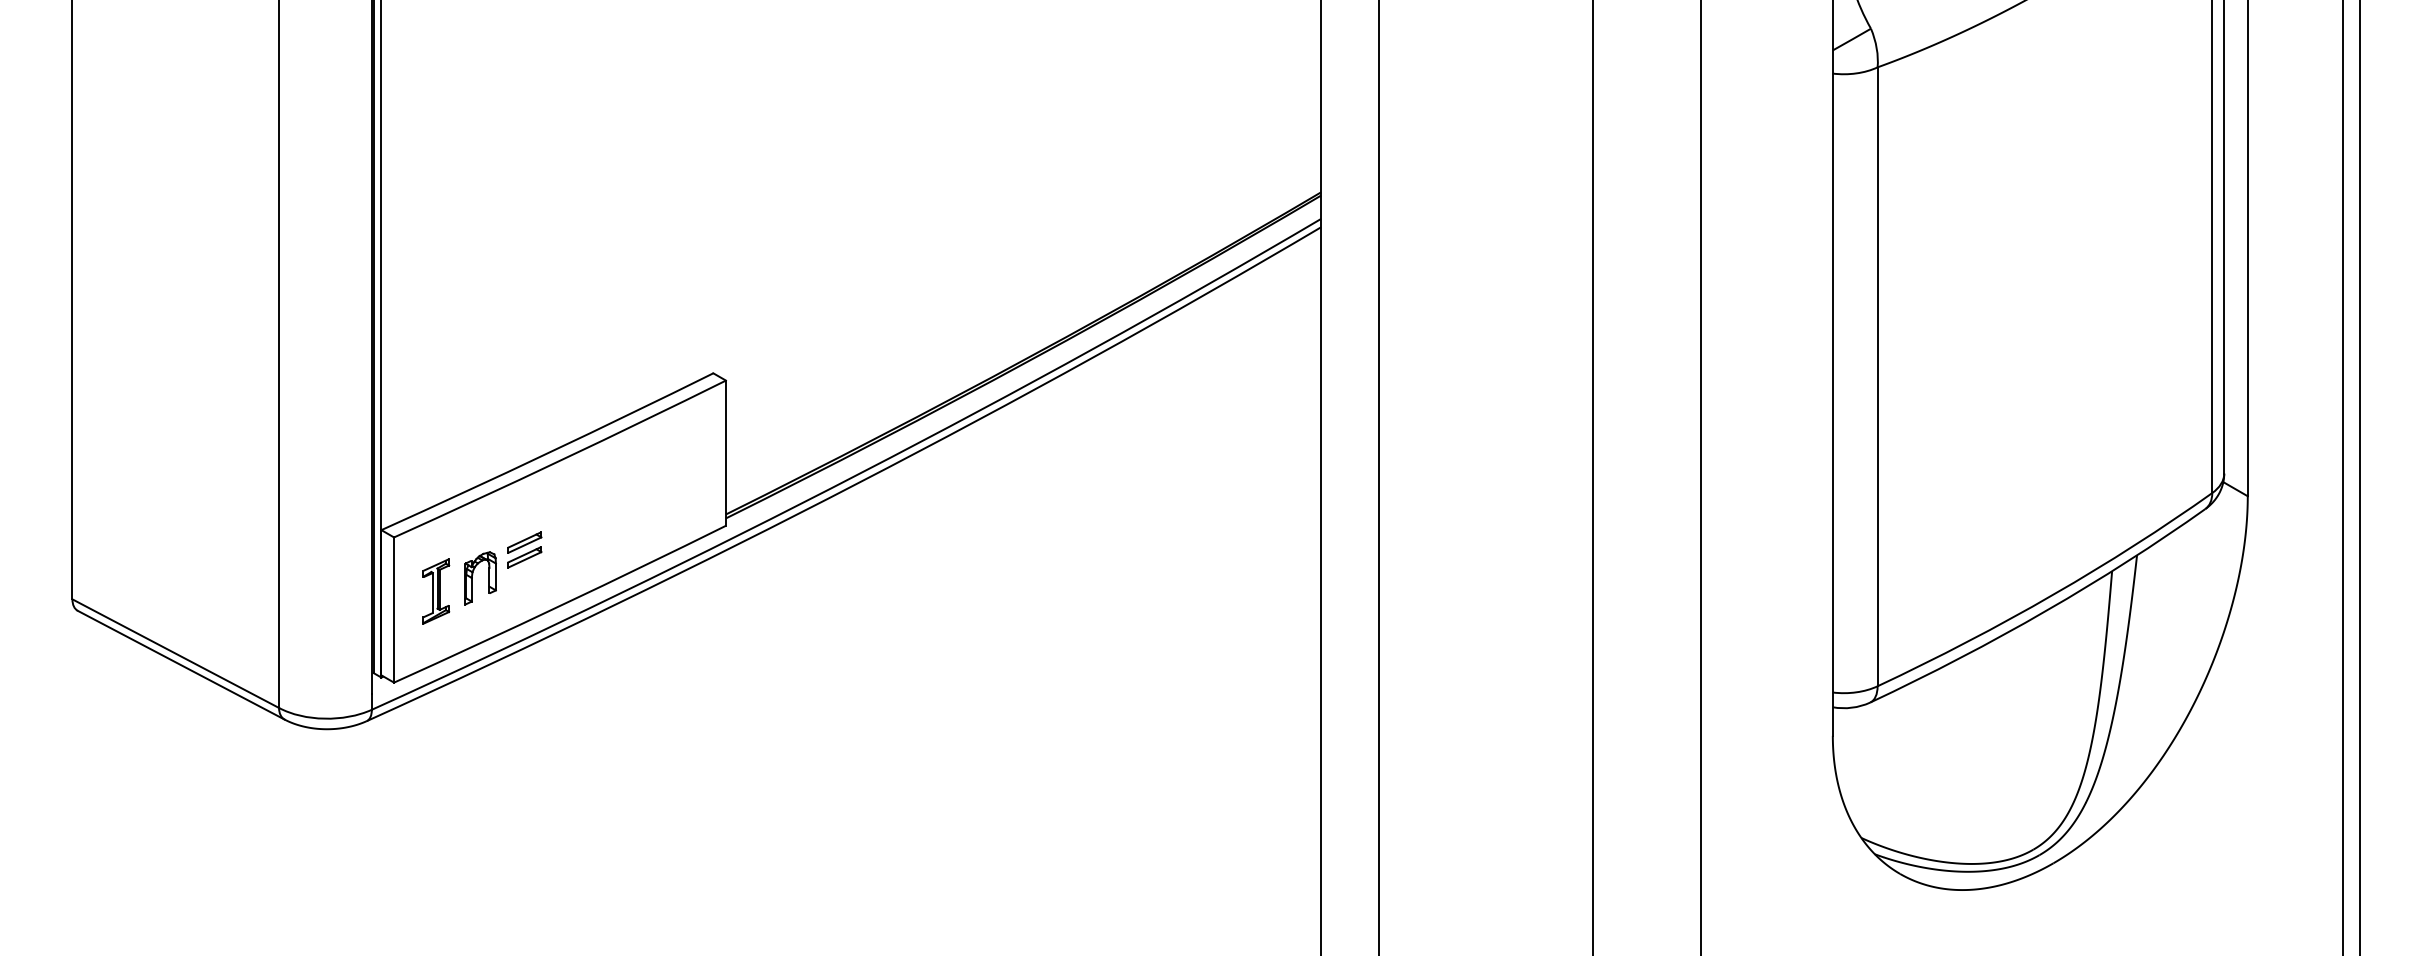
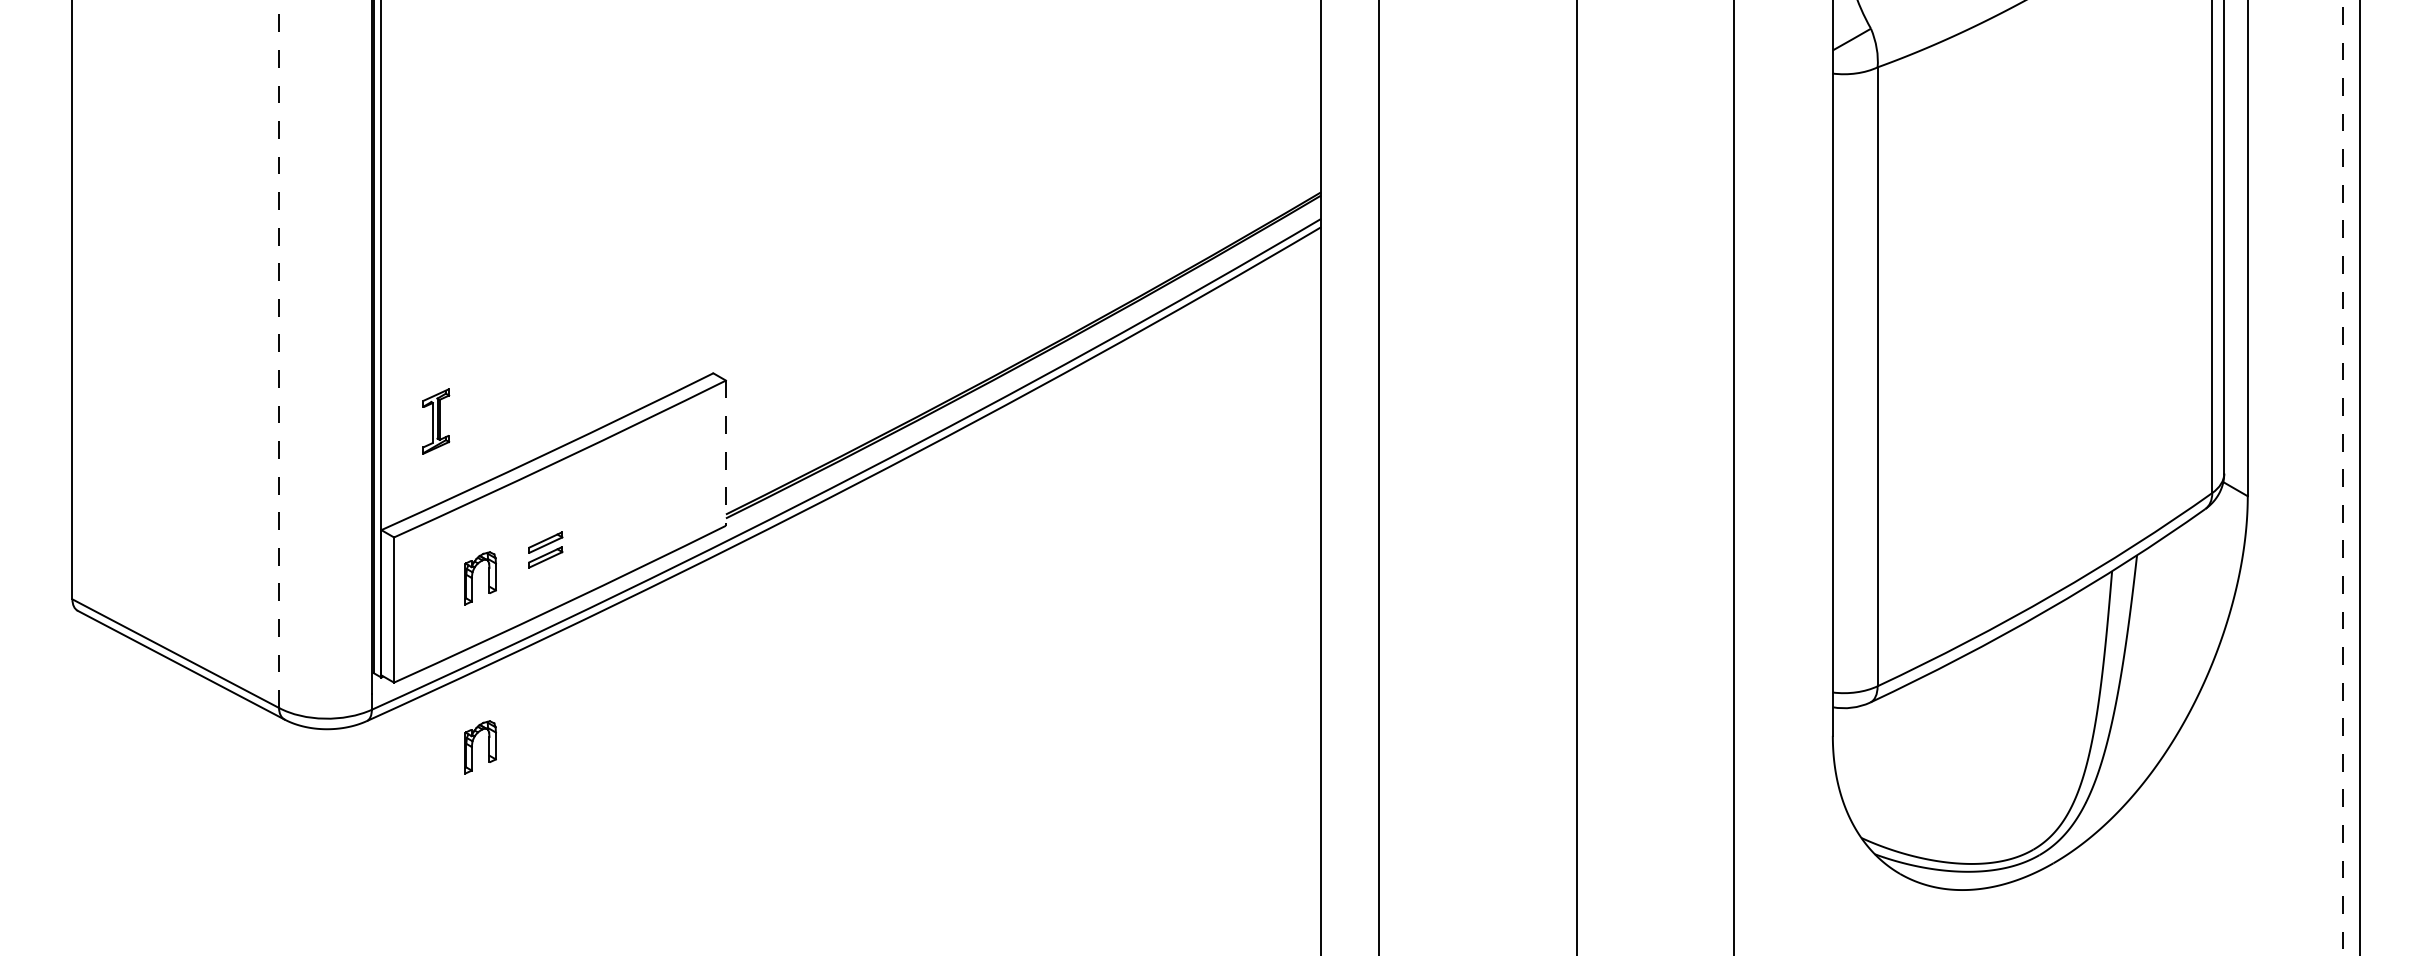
line: solid -> dashed (278, 353)
line: solid -> dashed (725, 453)
line position: (1592, 477) -> (1576, 477) (1576, 477)
line position: (1700, 477) -> (1733, 477) (1733, 477)
line: solid -> dashed (2342, 477)
part position: (524, 549) -> (545, 549) (545, 549)
part position: (436, 591) -> (436, 421) (436, 421)
part: none -> present (472, 747)
